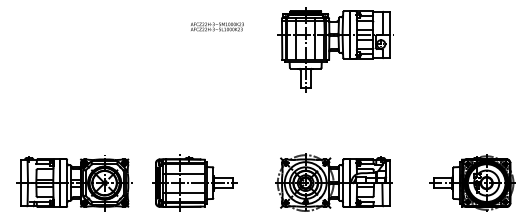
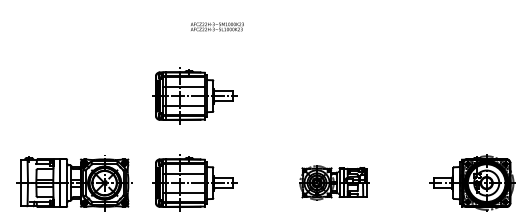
part: present -> none (335, 49)
part: none -> present (194, 95)
part size: 118x59 px -> 71x36 px (334, 182)
